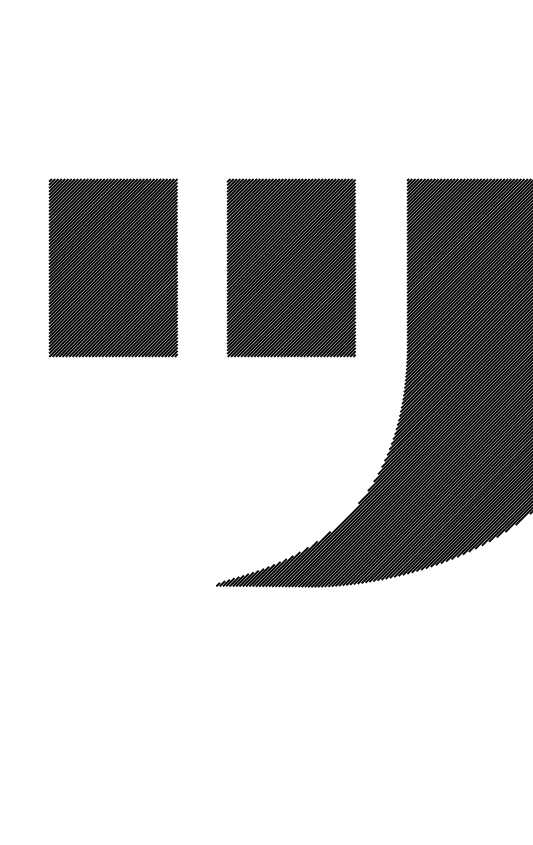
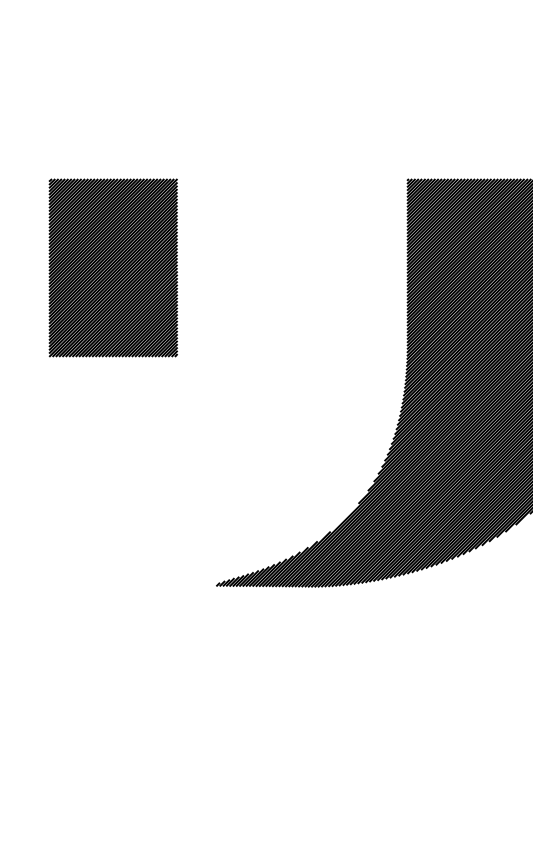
part: present -> none (291, 267)
